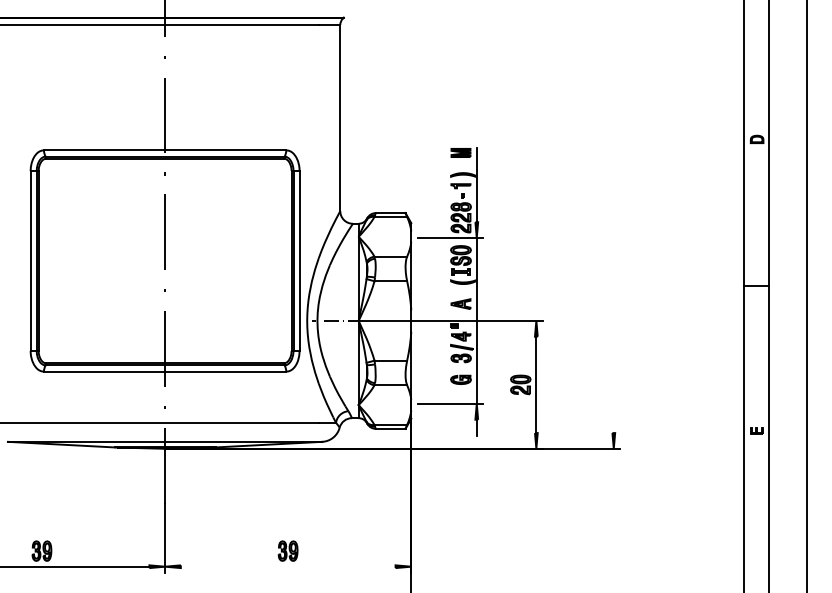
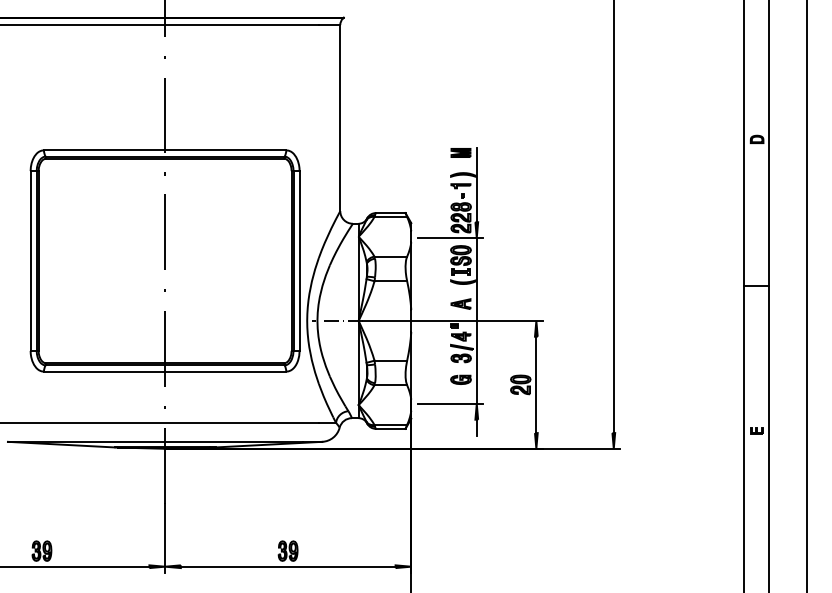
line: none -> present (613, 217)
line: none -> present (287, 566)
